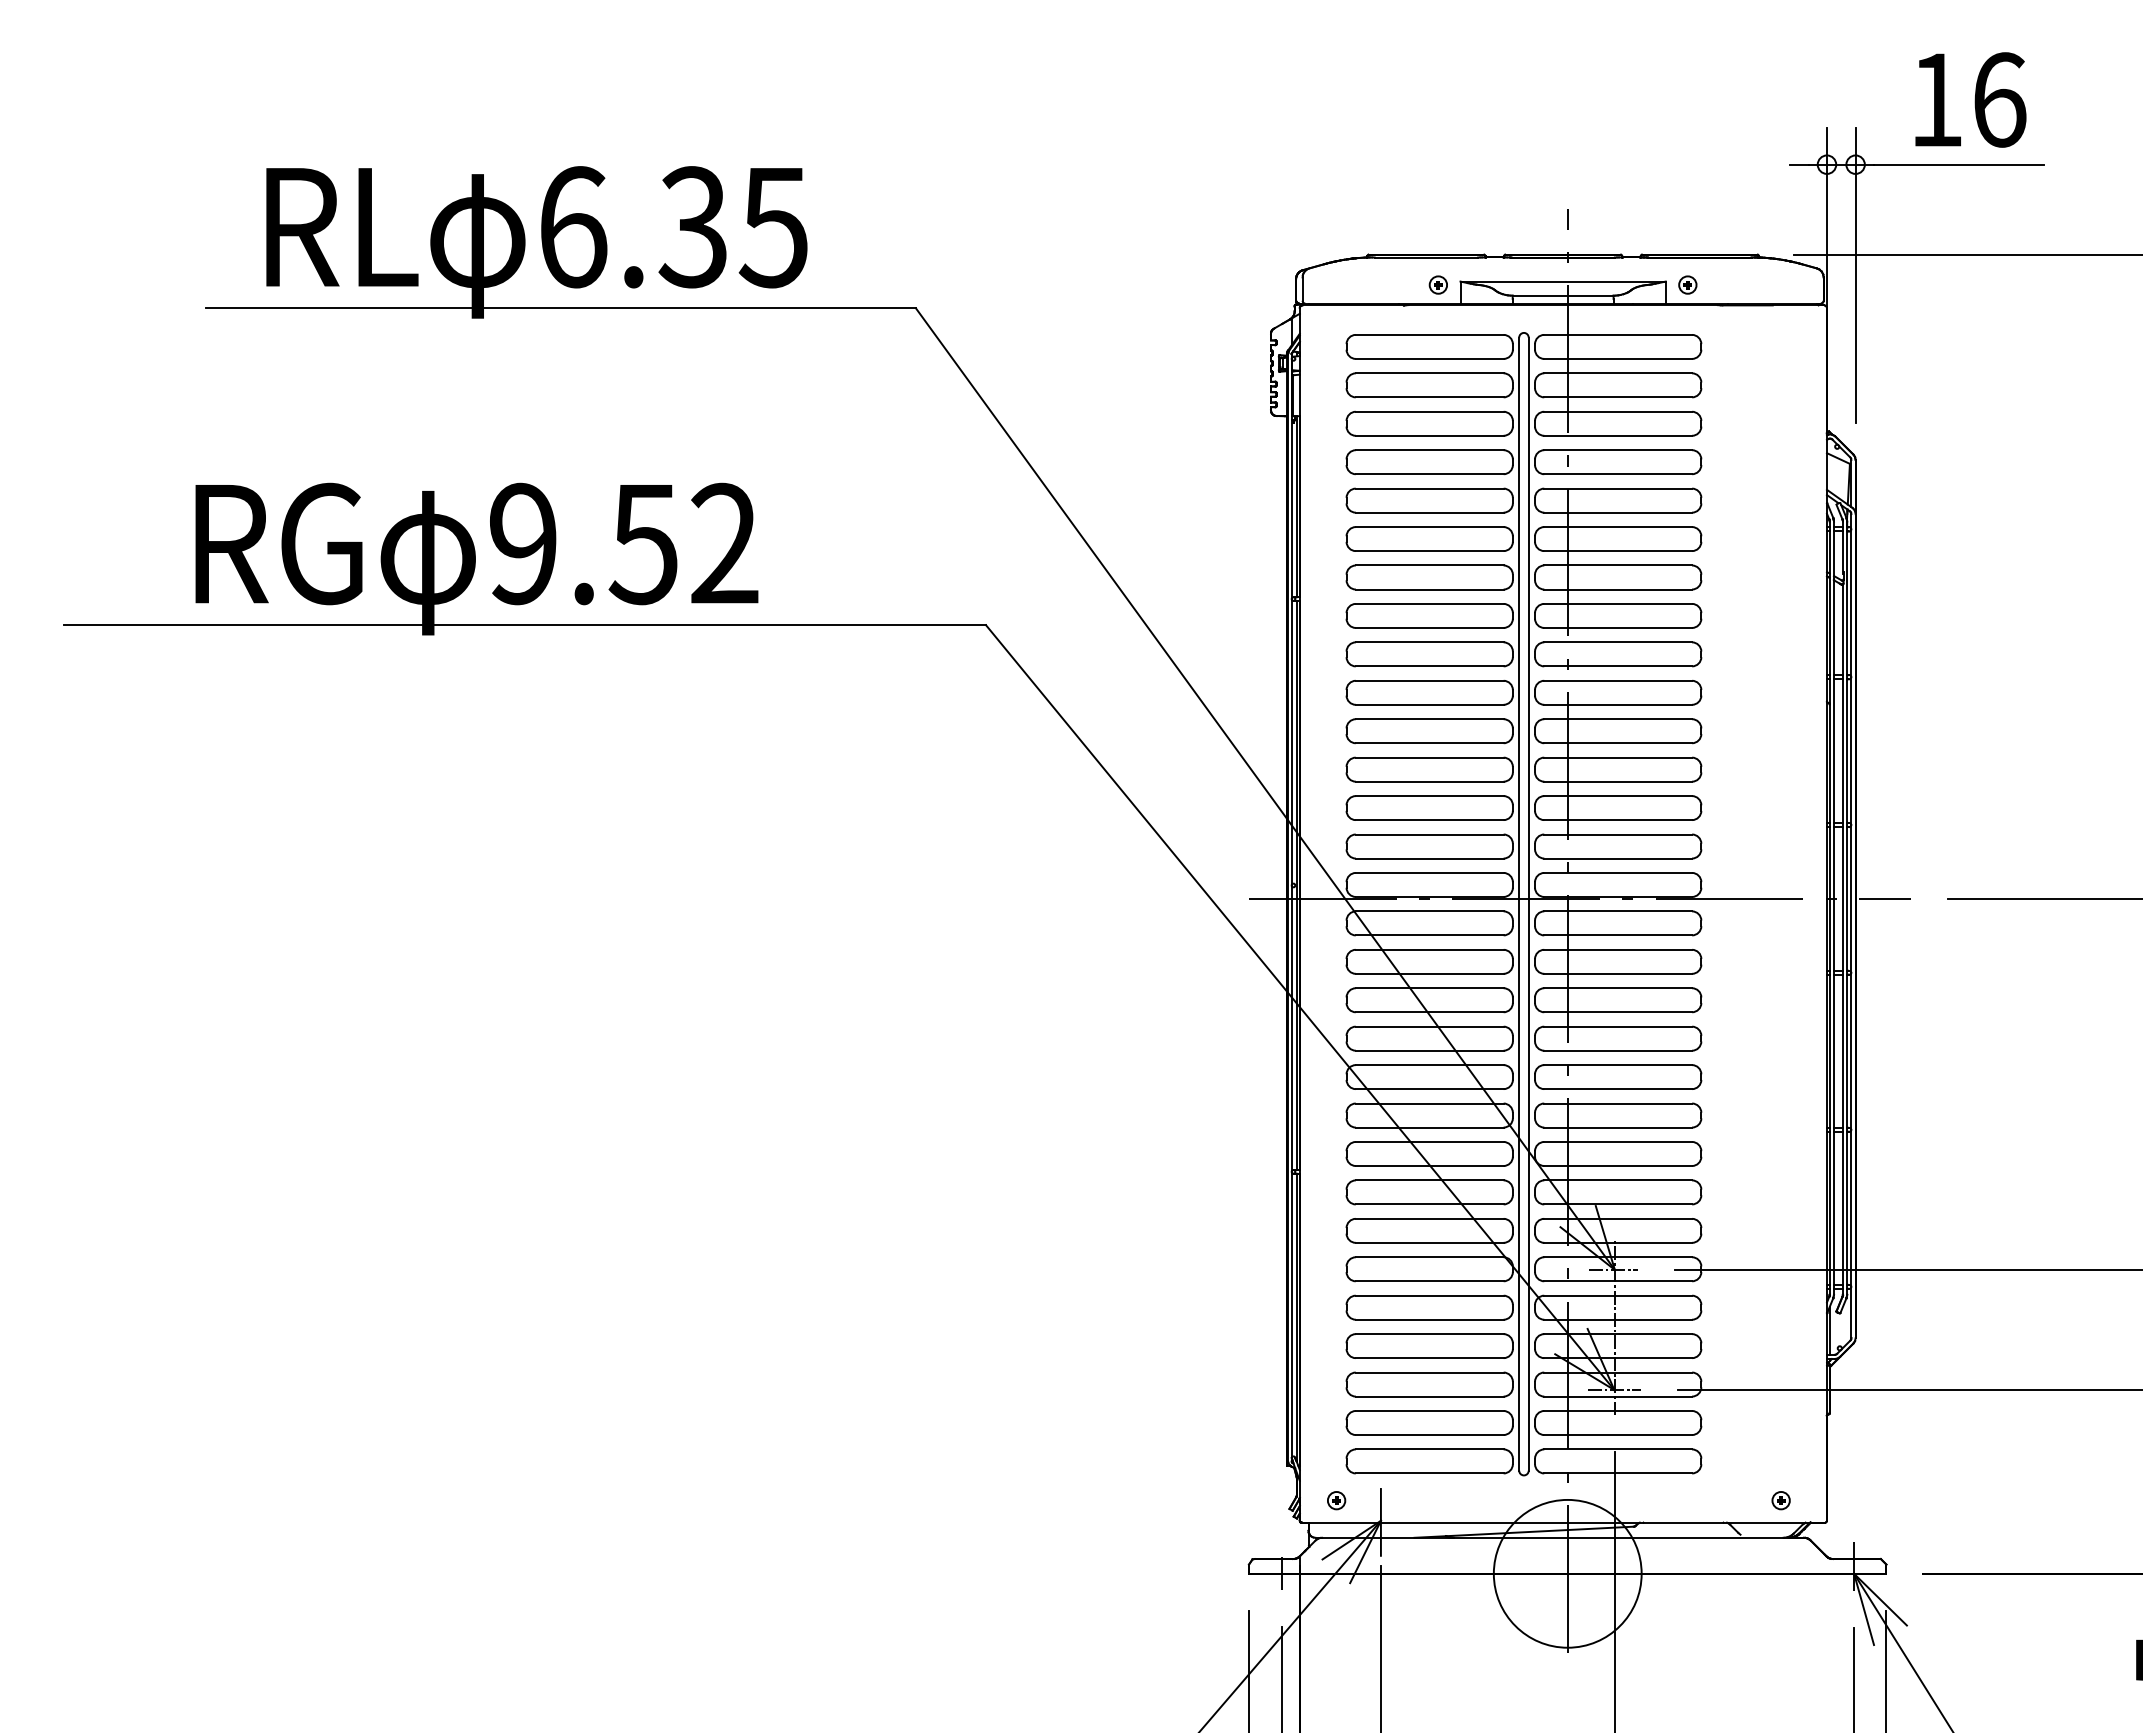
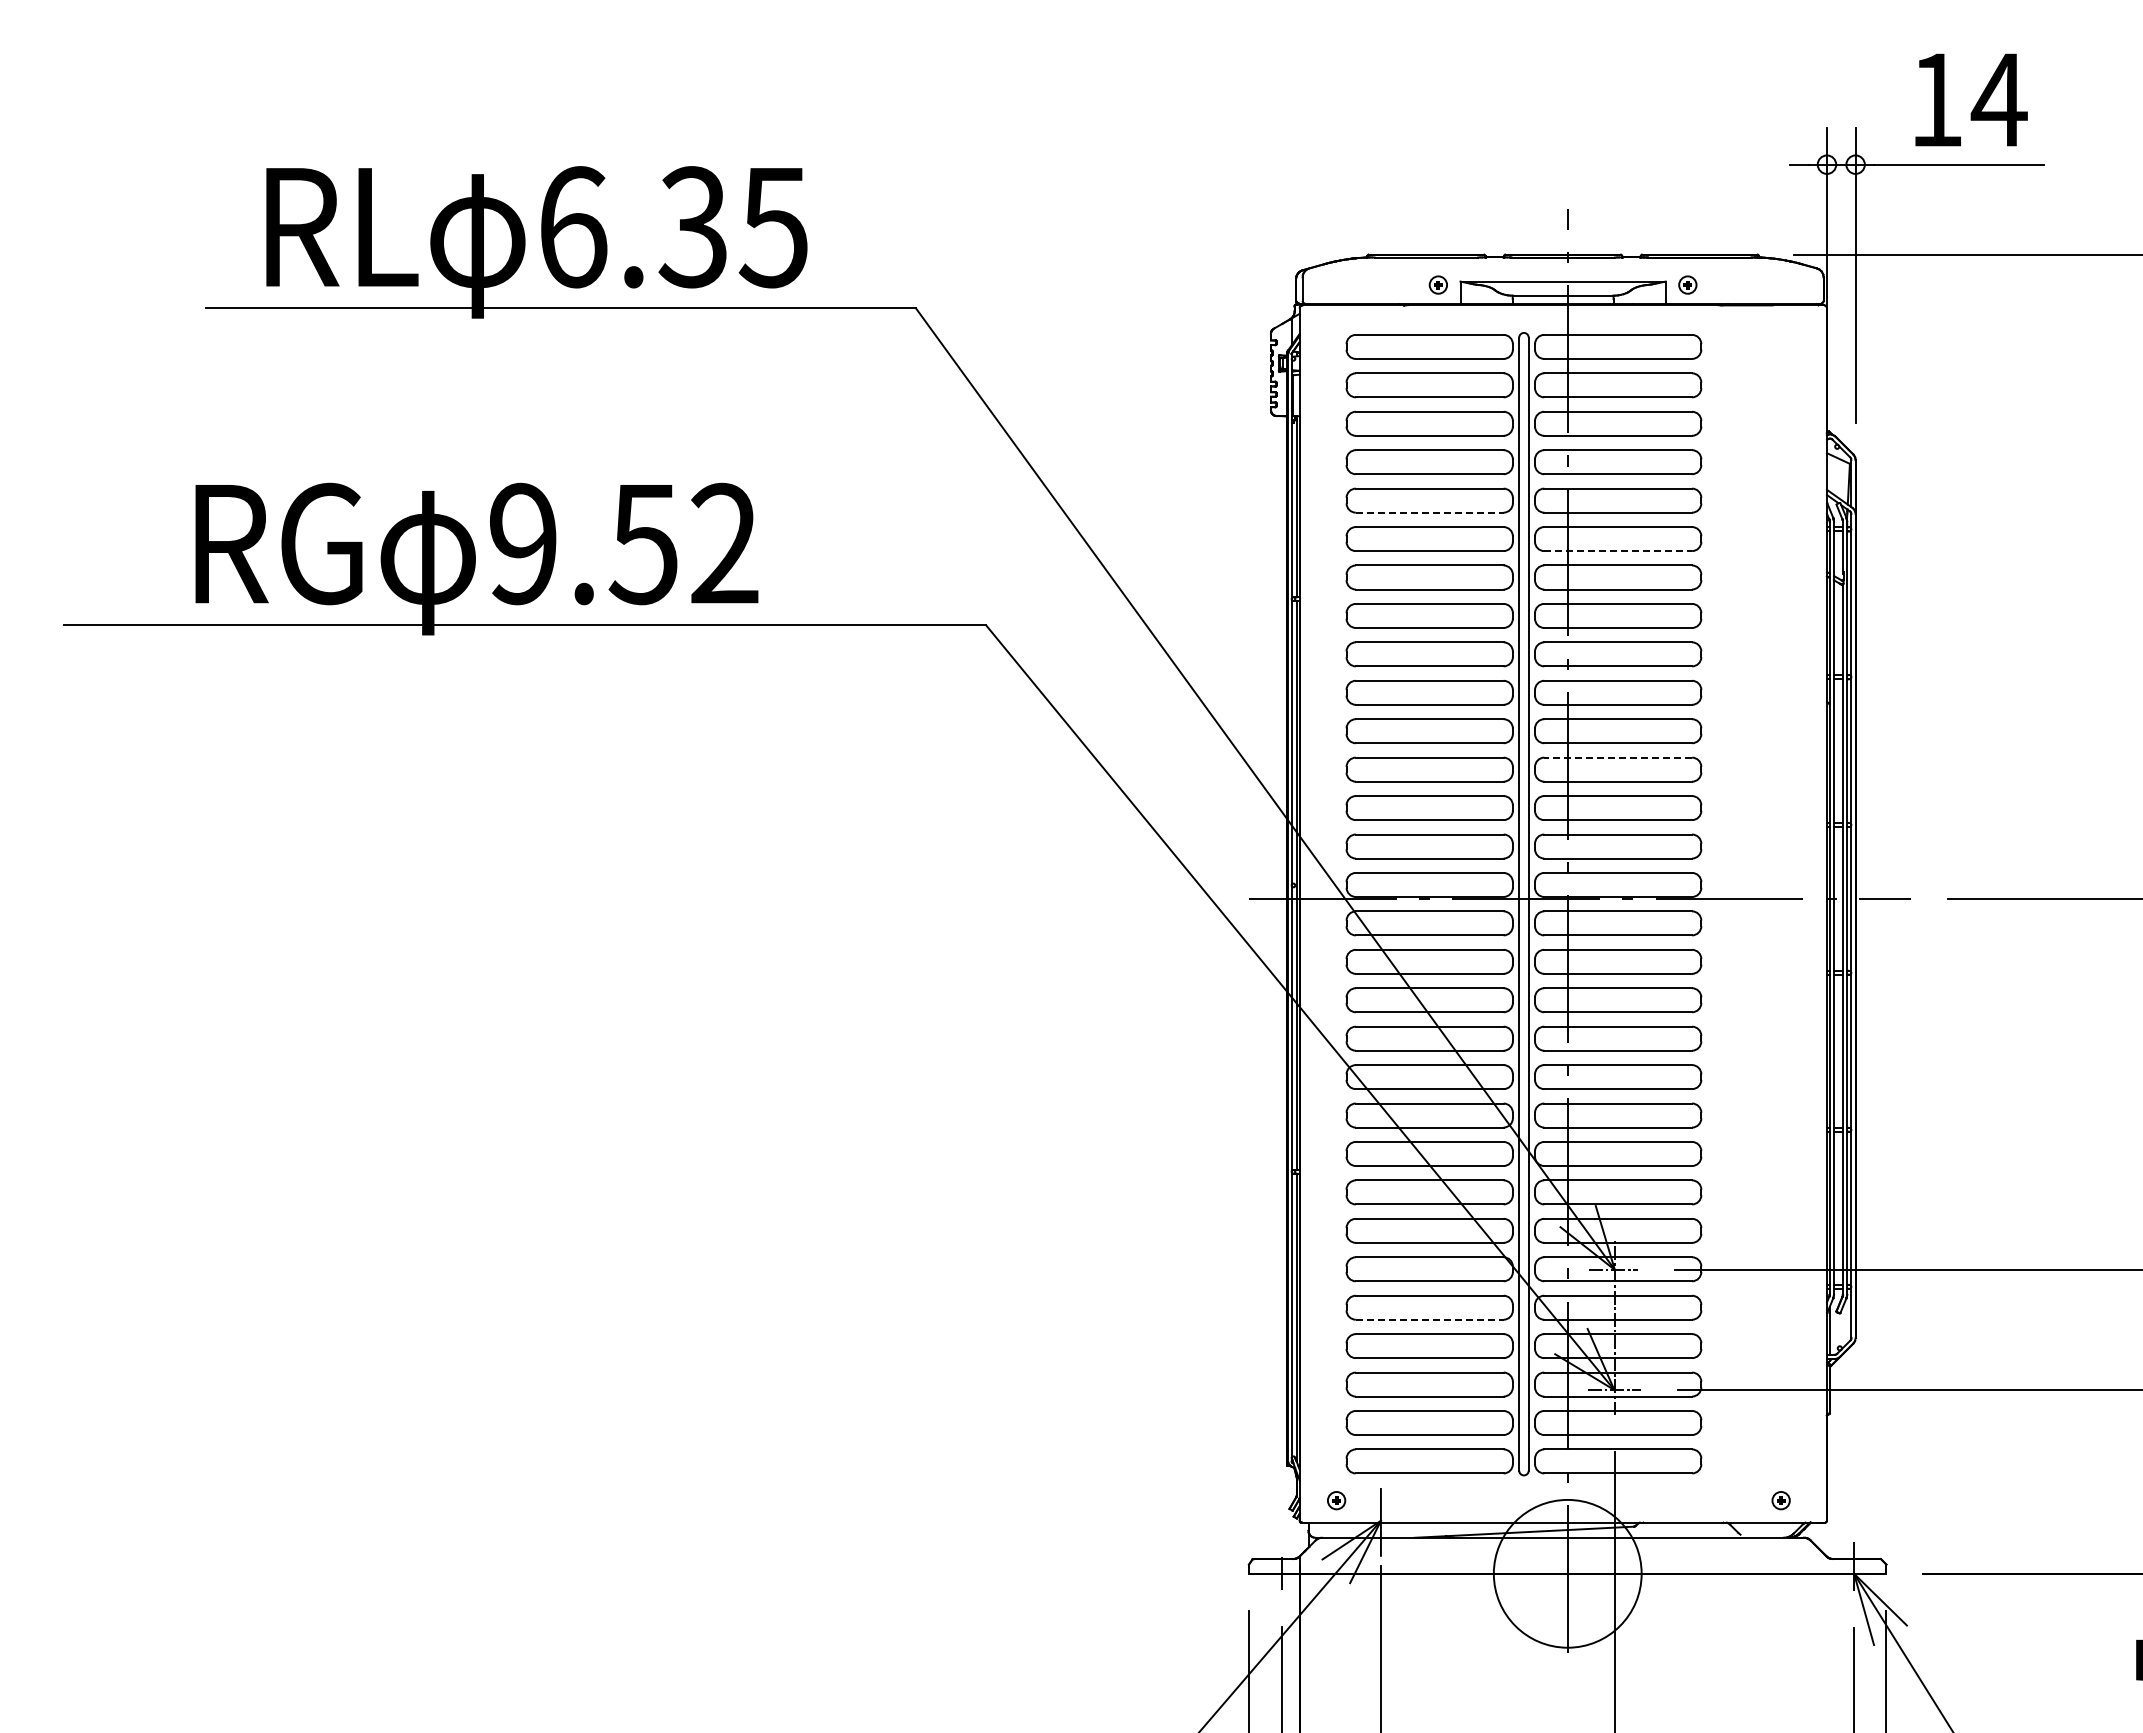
text: 16 -> 14 (1998, 99)
line: solid -> dashed (1429, 512)
line: solid -> dashed (1618, 551)
line: solid -> dashed (1618, 757)
line: solid -> dashed (1429, 1319)
